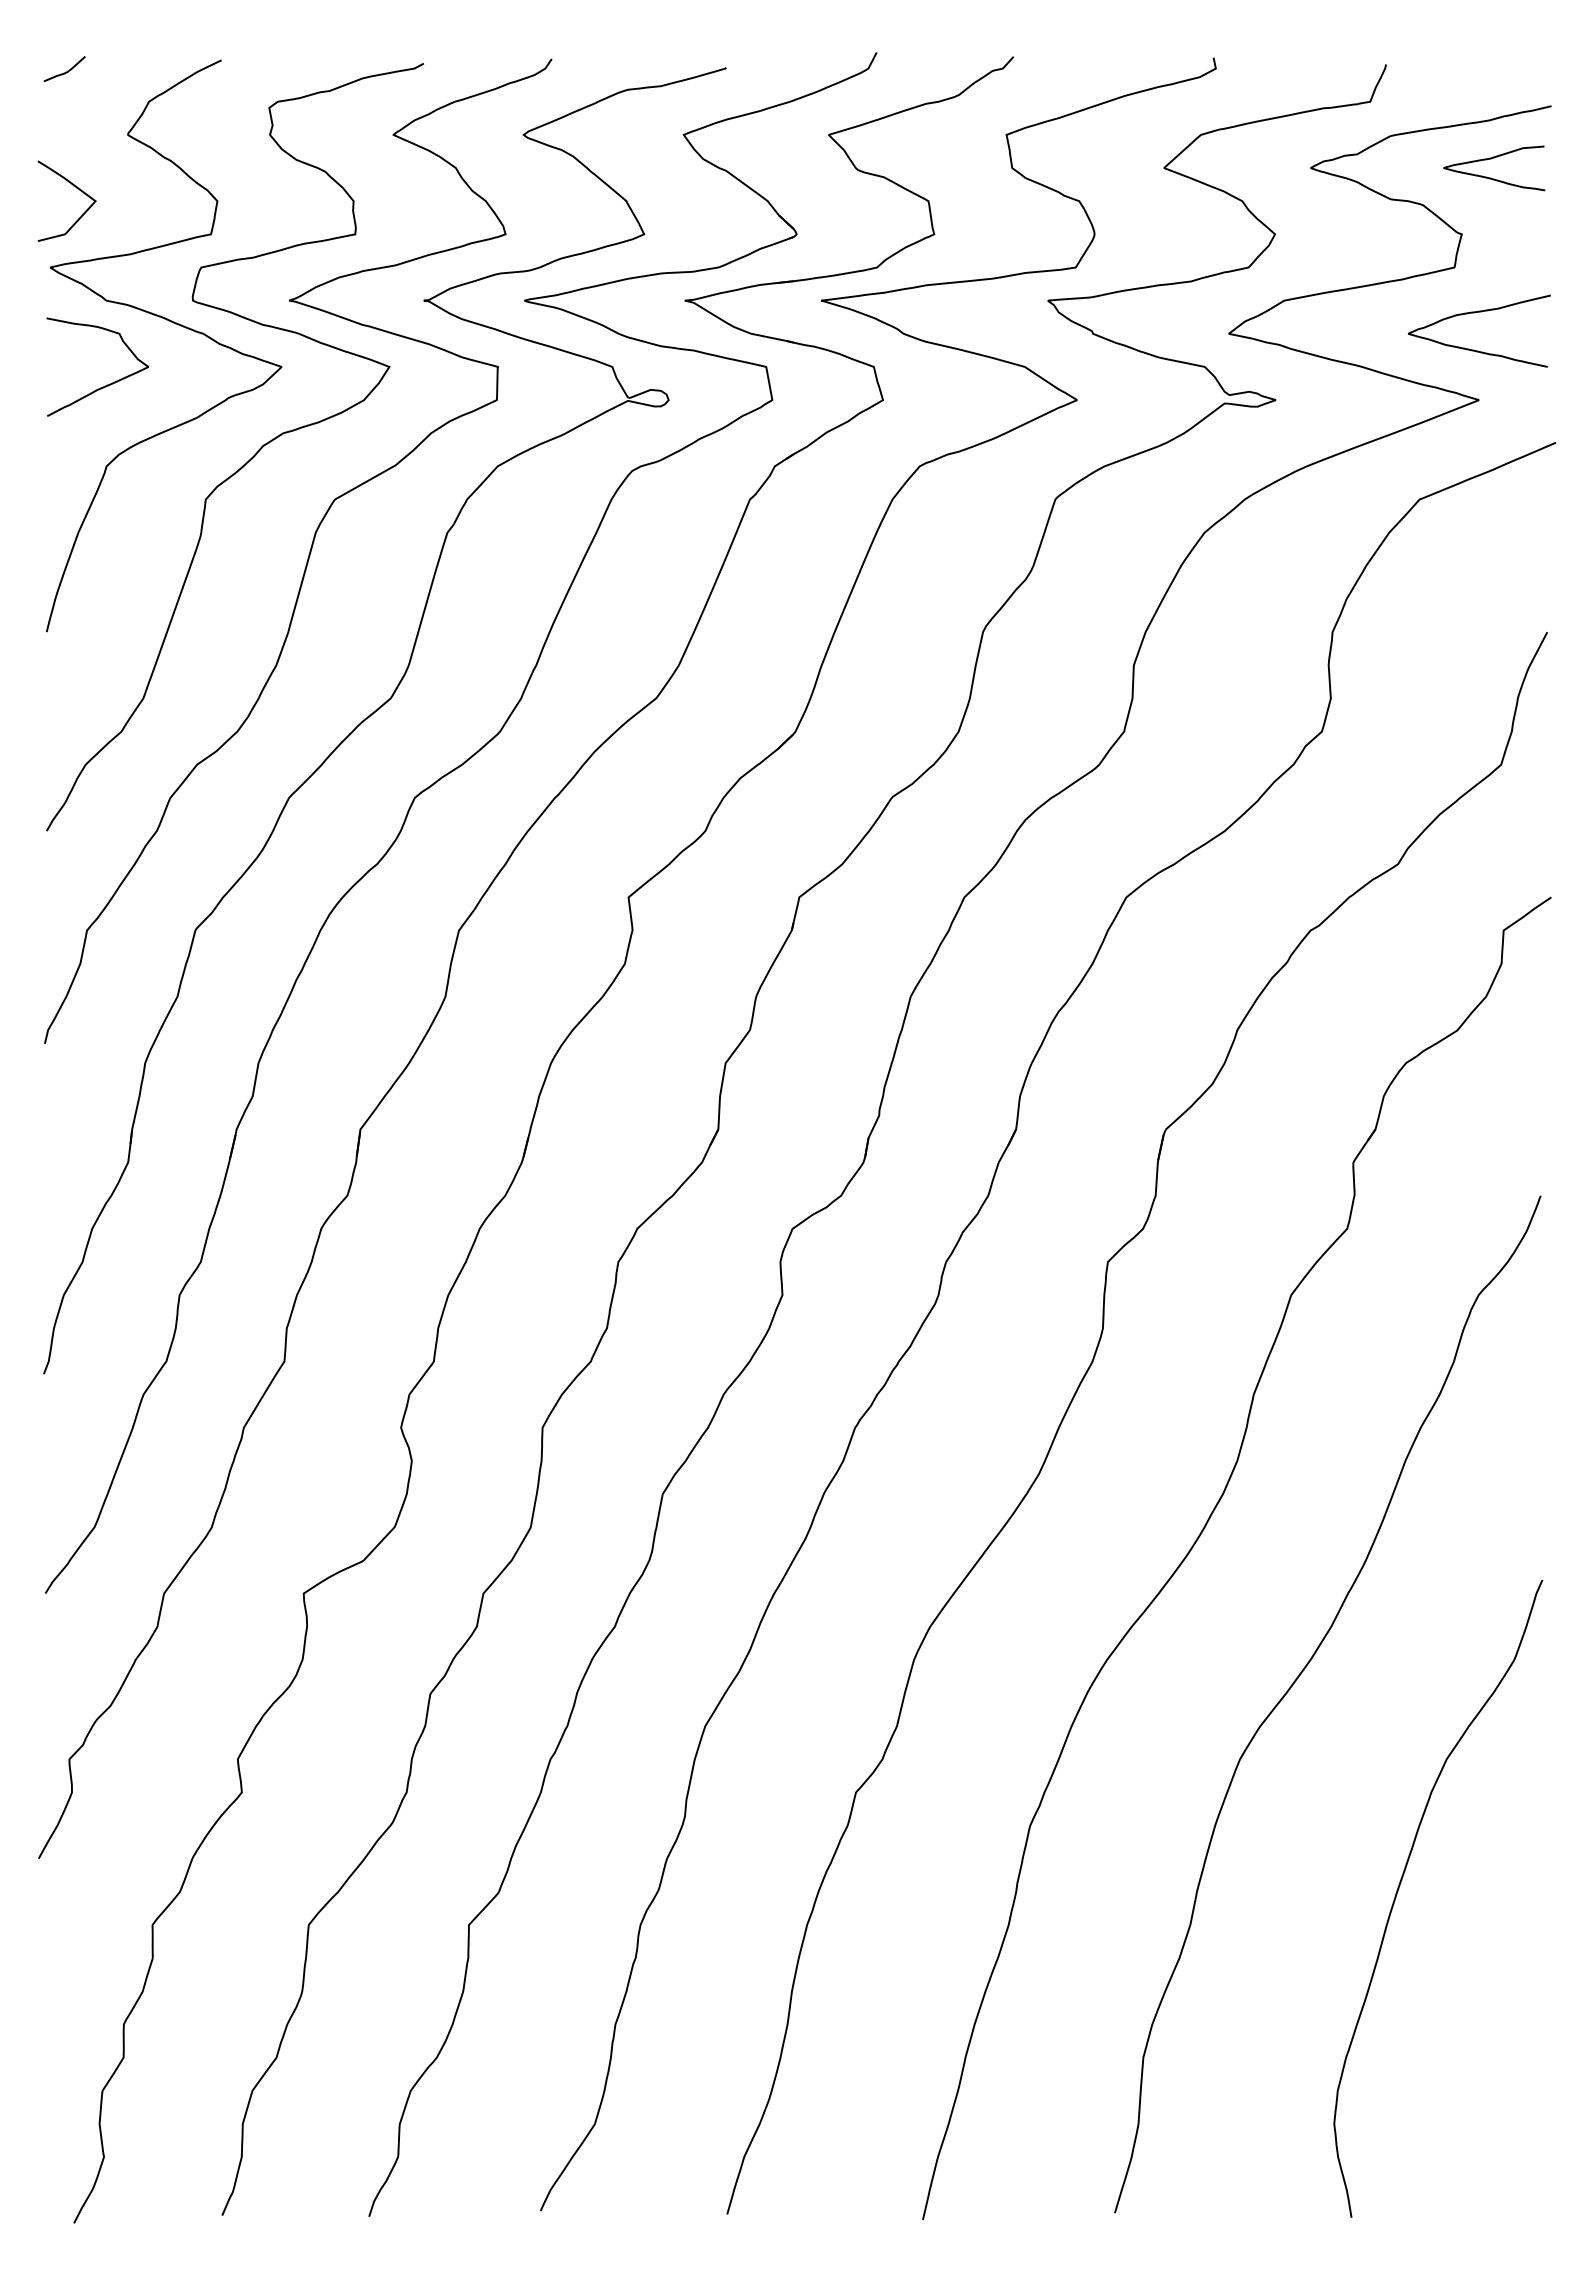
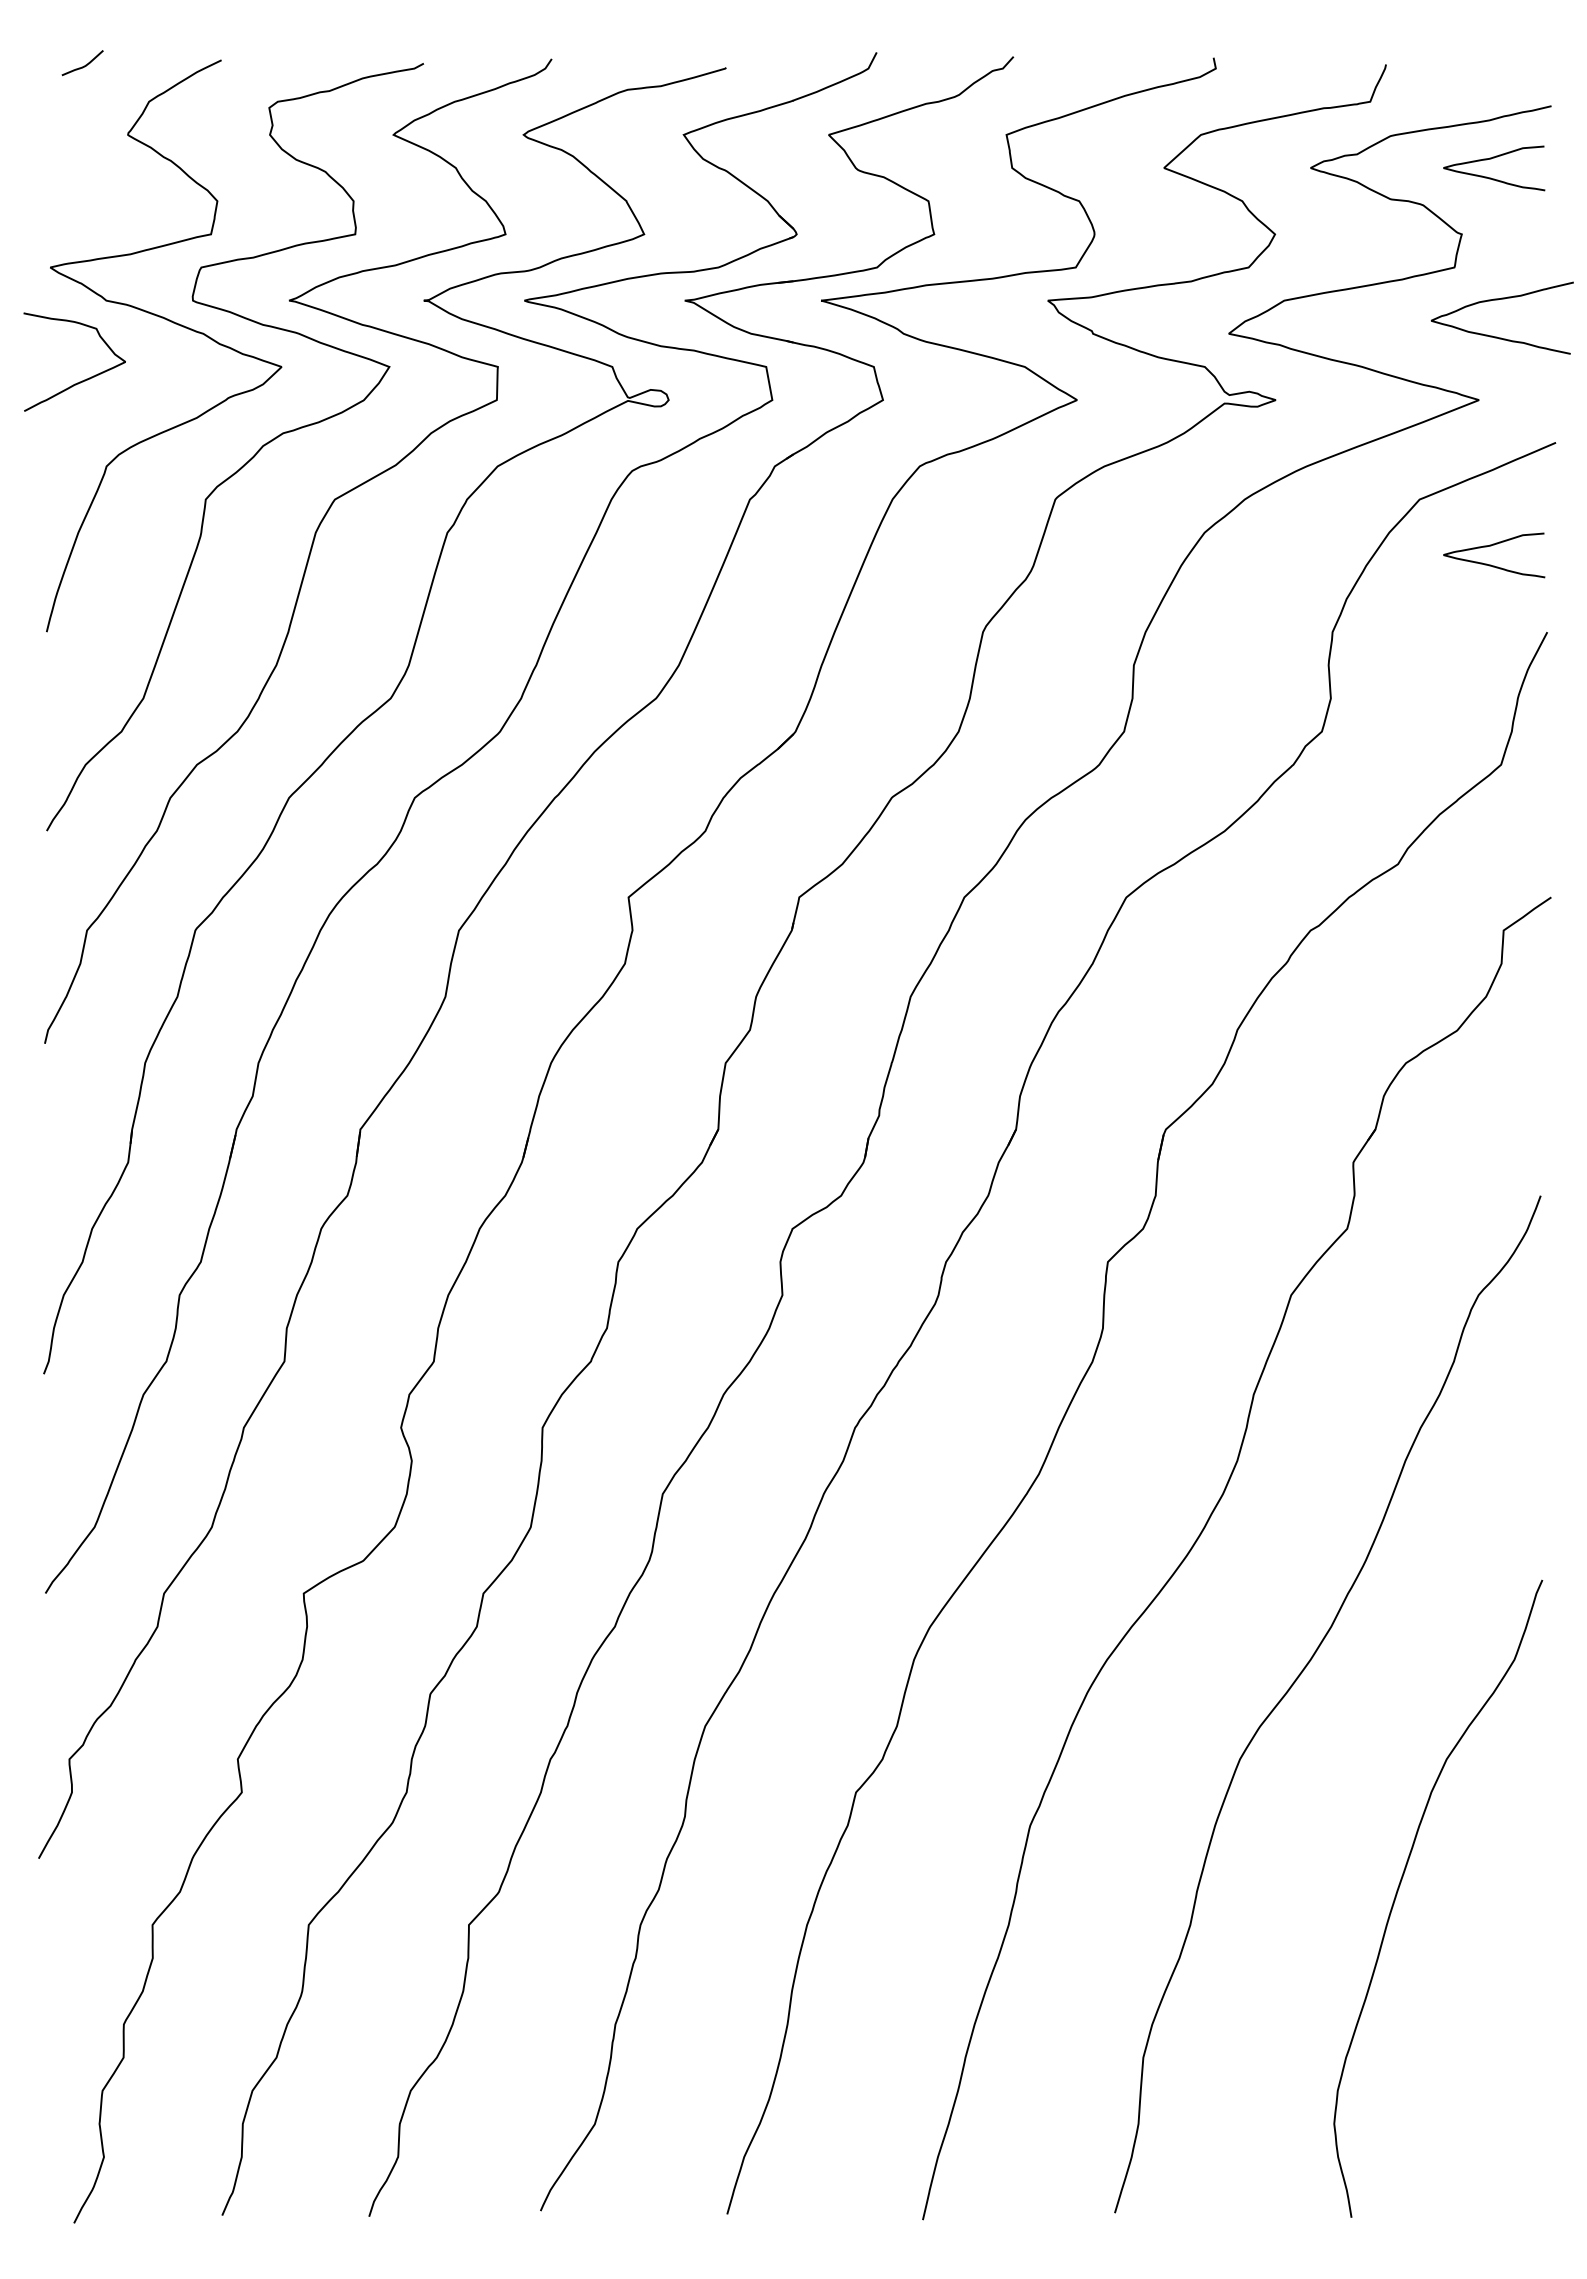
curve position: (66, 71) -> (84, 65) (84, 65)
curve: present -> none (76, 188)
curve position: (1475, 313) -> (1498, 300) (1498, 300)
curve position: (107, 384) -> (84, 379) (84, 379)
curve: none -> present (1491, 546)
